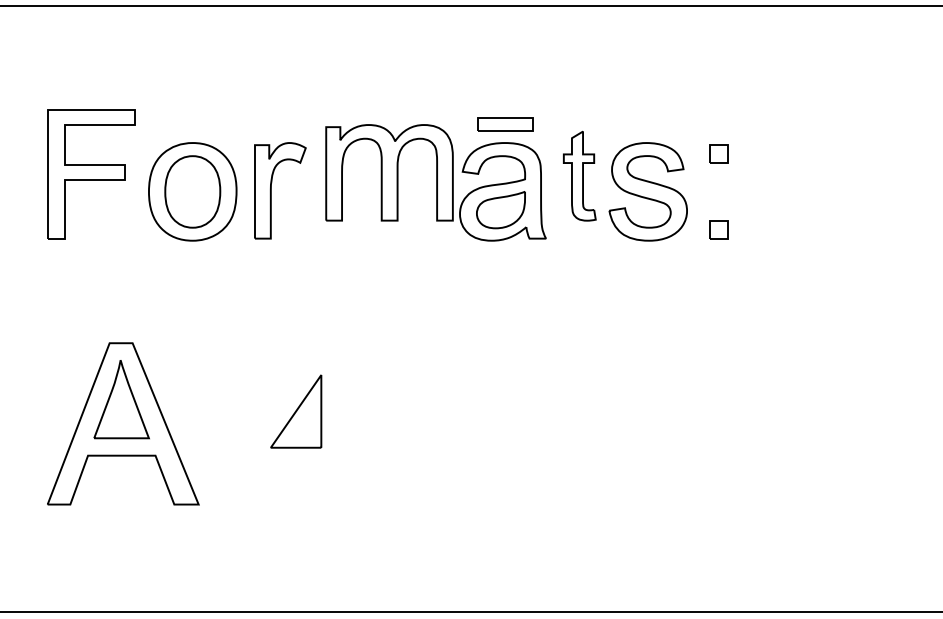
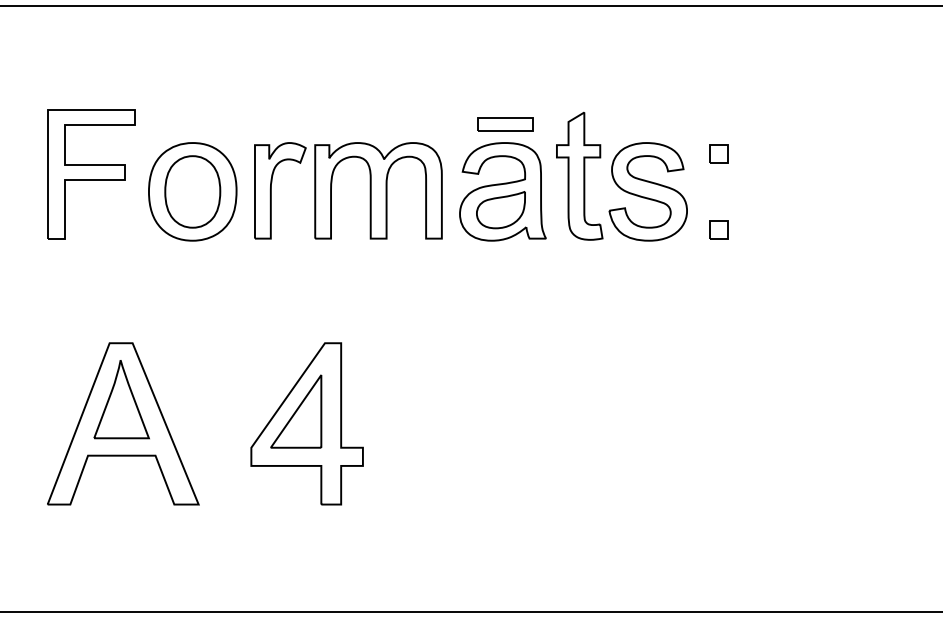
part position: (389, 172) -> (378, 190) (378, 190)
part size: 34x92 px -> 48x130 px (579, 175)
part: none -> present (306, 423)
